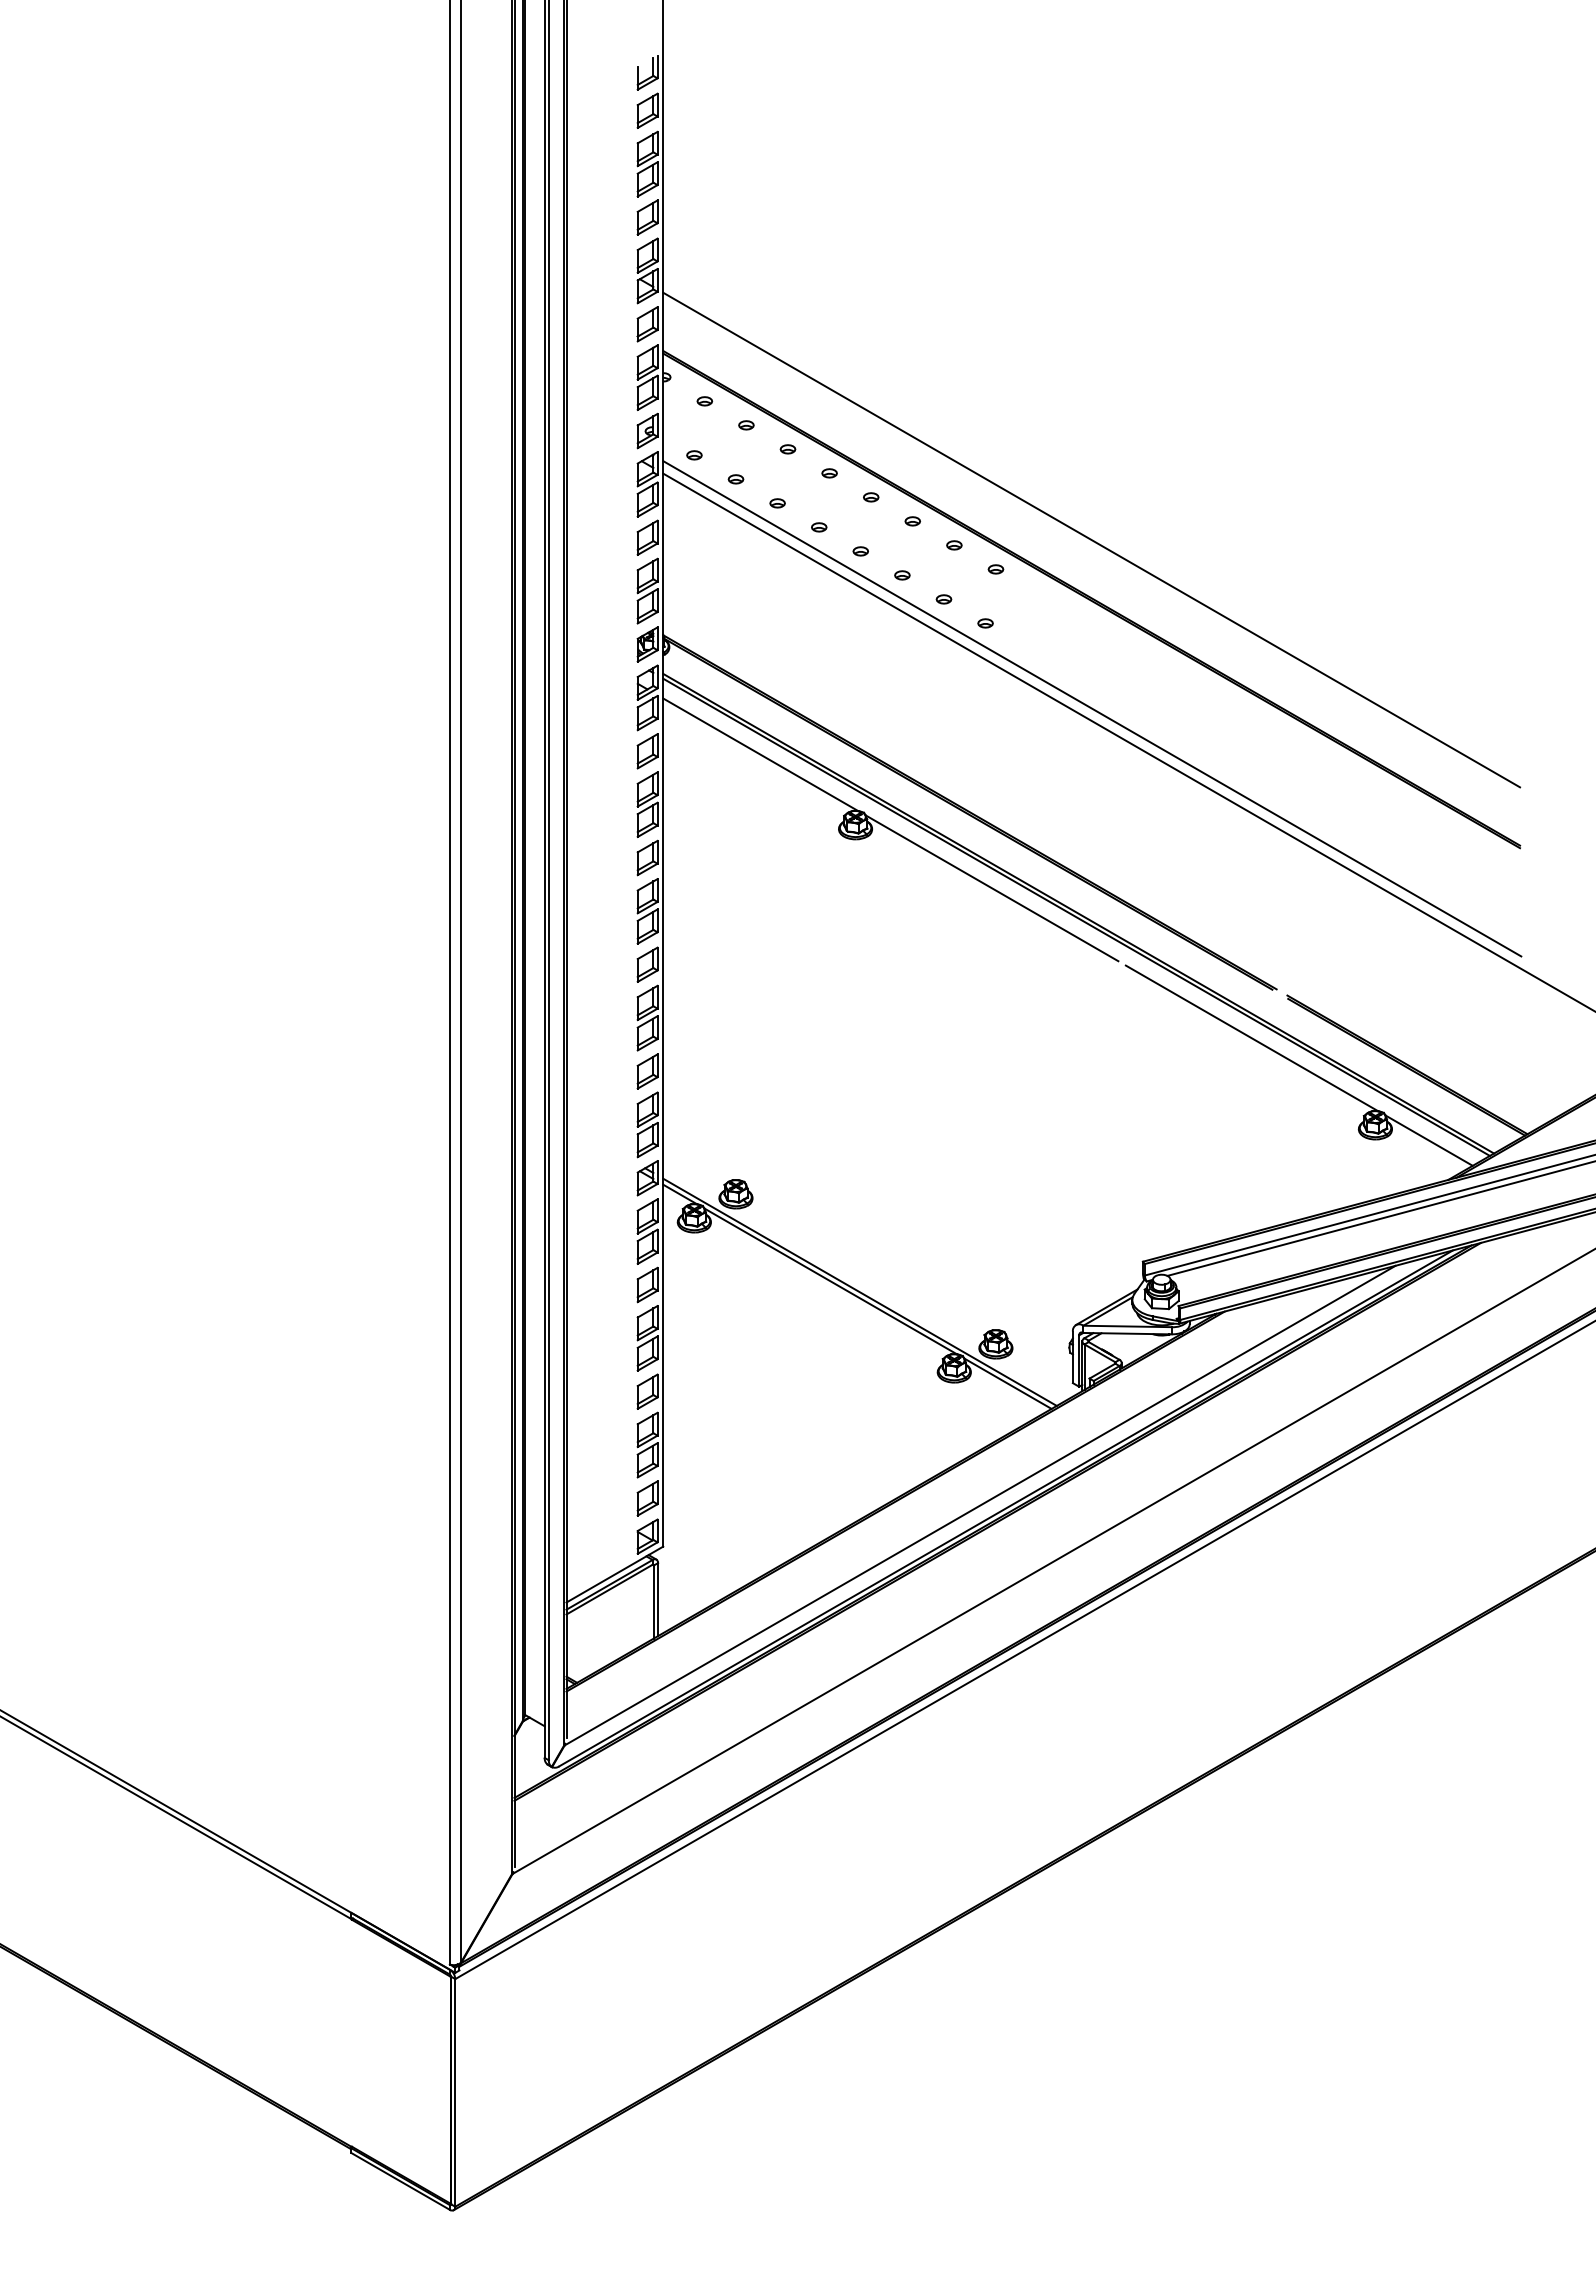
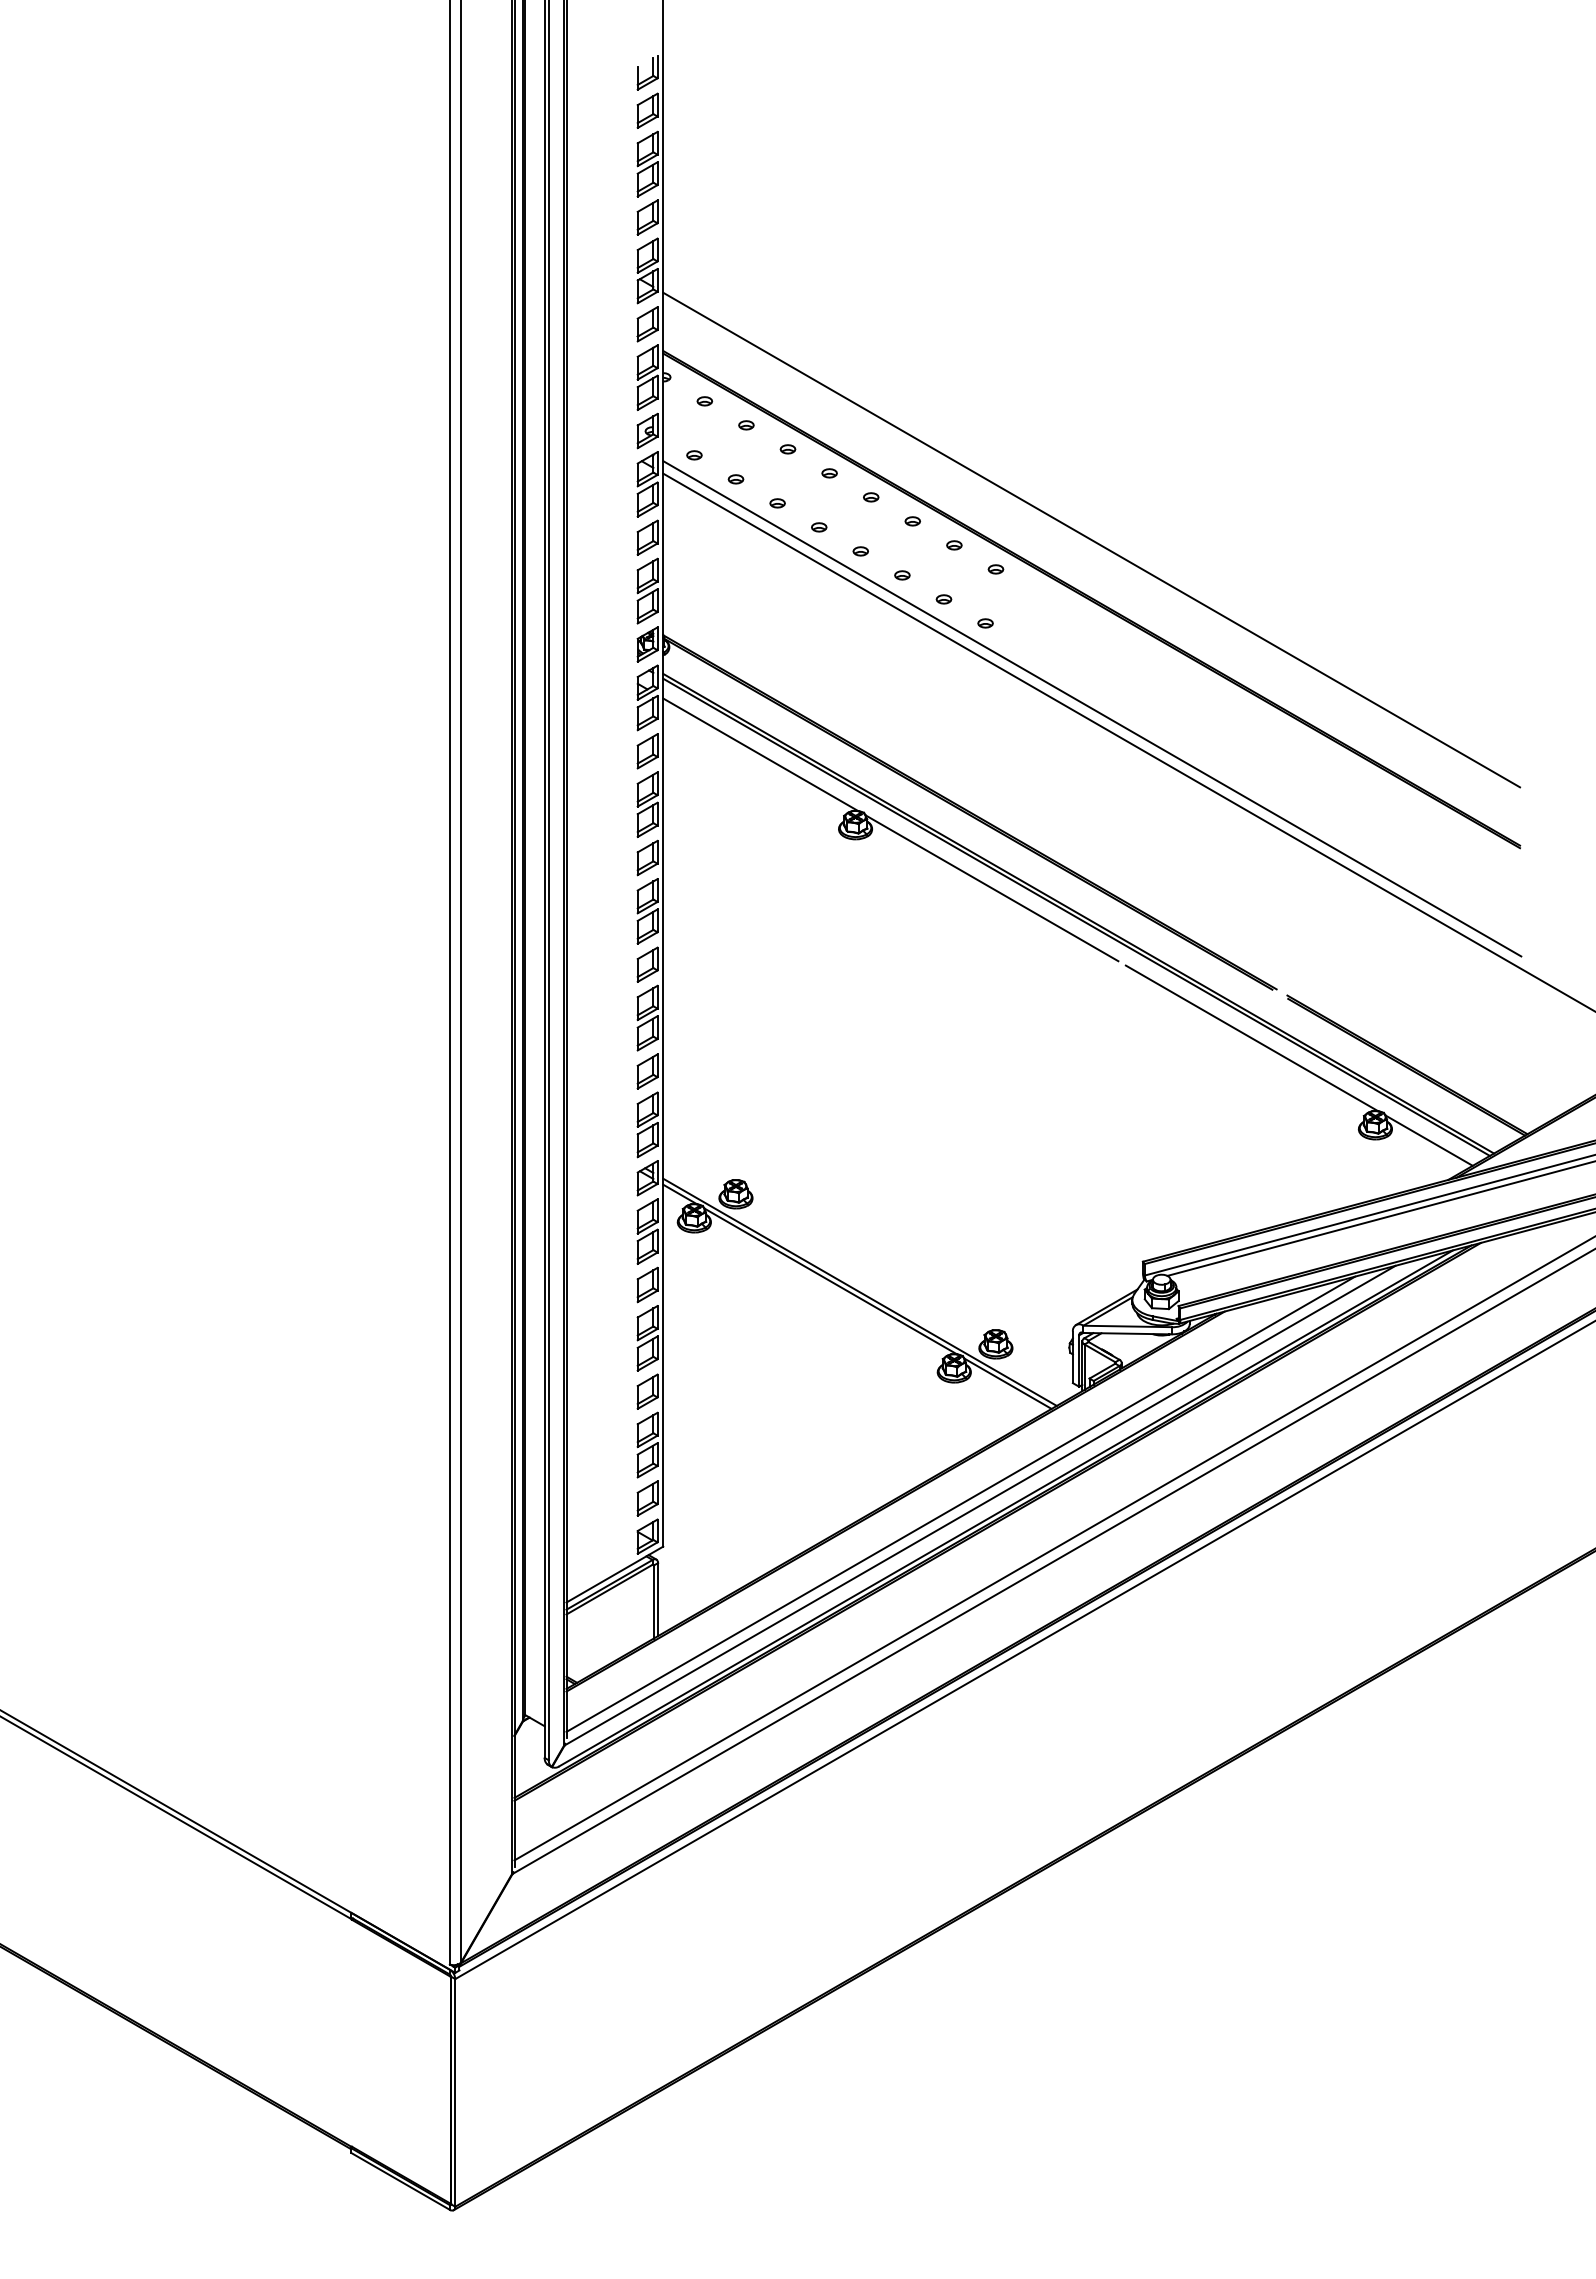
line: none -> present (960, 1503)
line: none -> present (1053, 1548)
